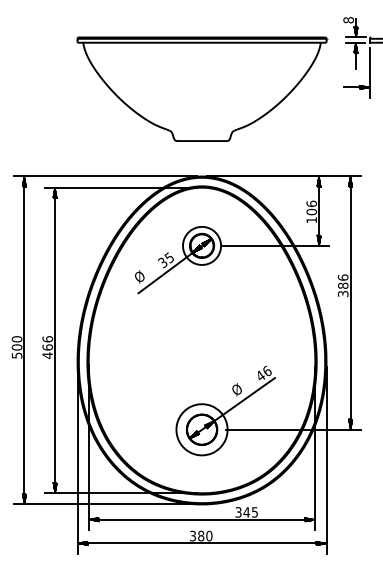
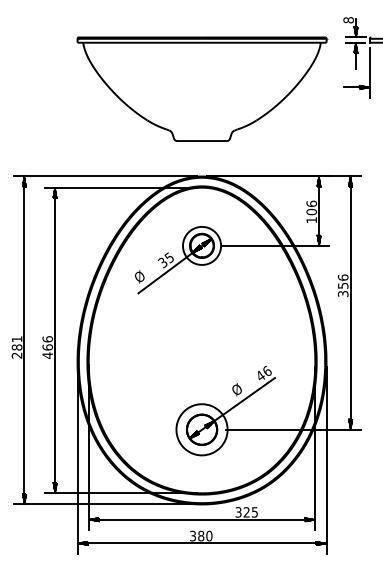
text: 386 -> 356 (343, 285)
text: 500 -> 281 (16, 347)
text: 345 -> 325 (246, 512)
